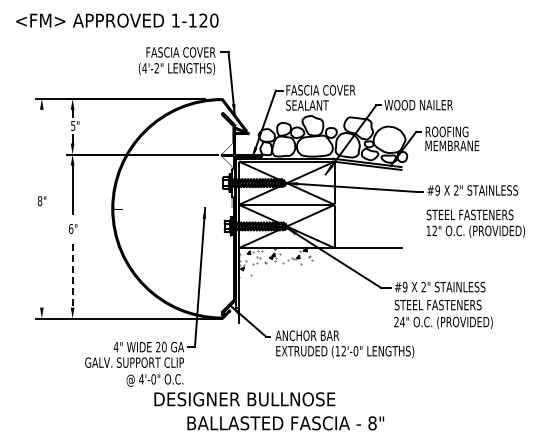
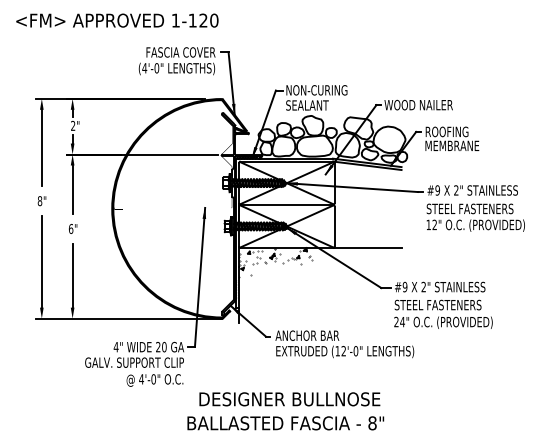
text: (4'-2" -> (4'-0" (156, 68)
text: FASCIA COVER -> NON-CURING (321, 90)
text: 5" -> 2" (73, 125)
line: none -> present (41, 147)
text position: (475, 223) -> (475, 217) (475, 217)
line: none -> present (41, 261)
line: dashed -> solid (72, 275)
text position: (244, 399) -> (289, 399) (289, 399)
